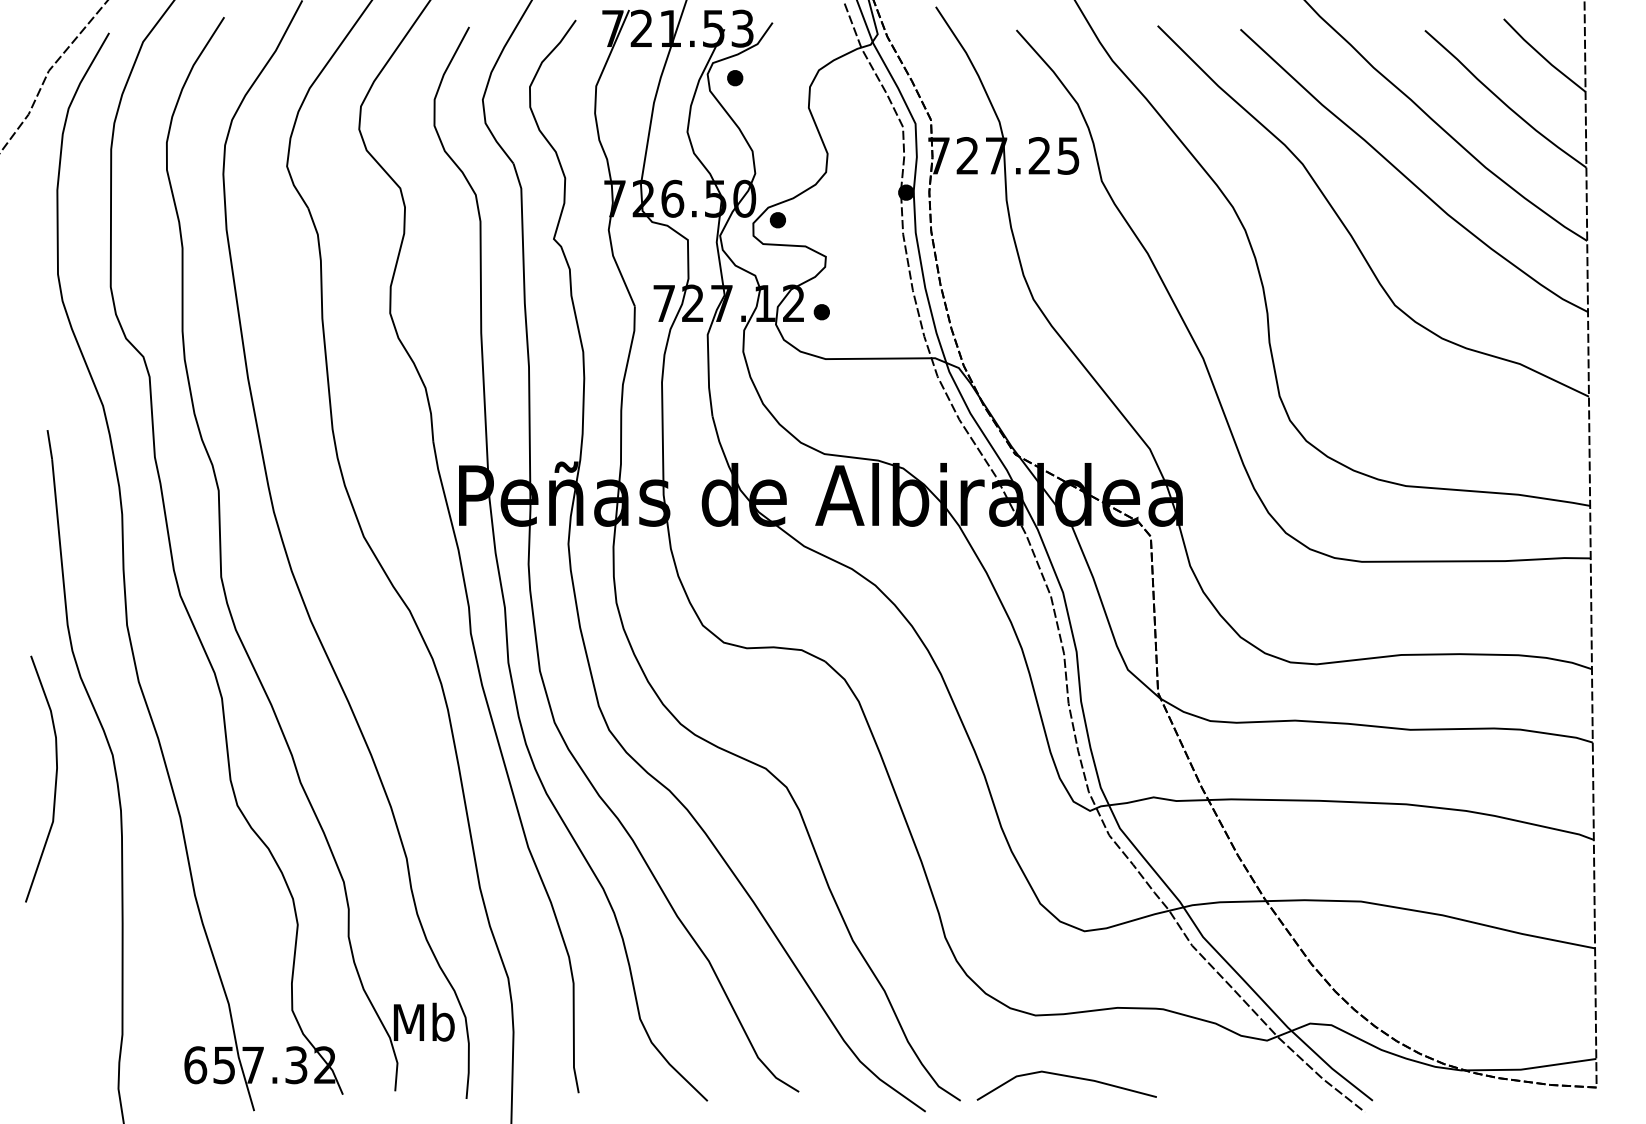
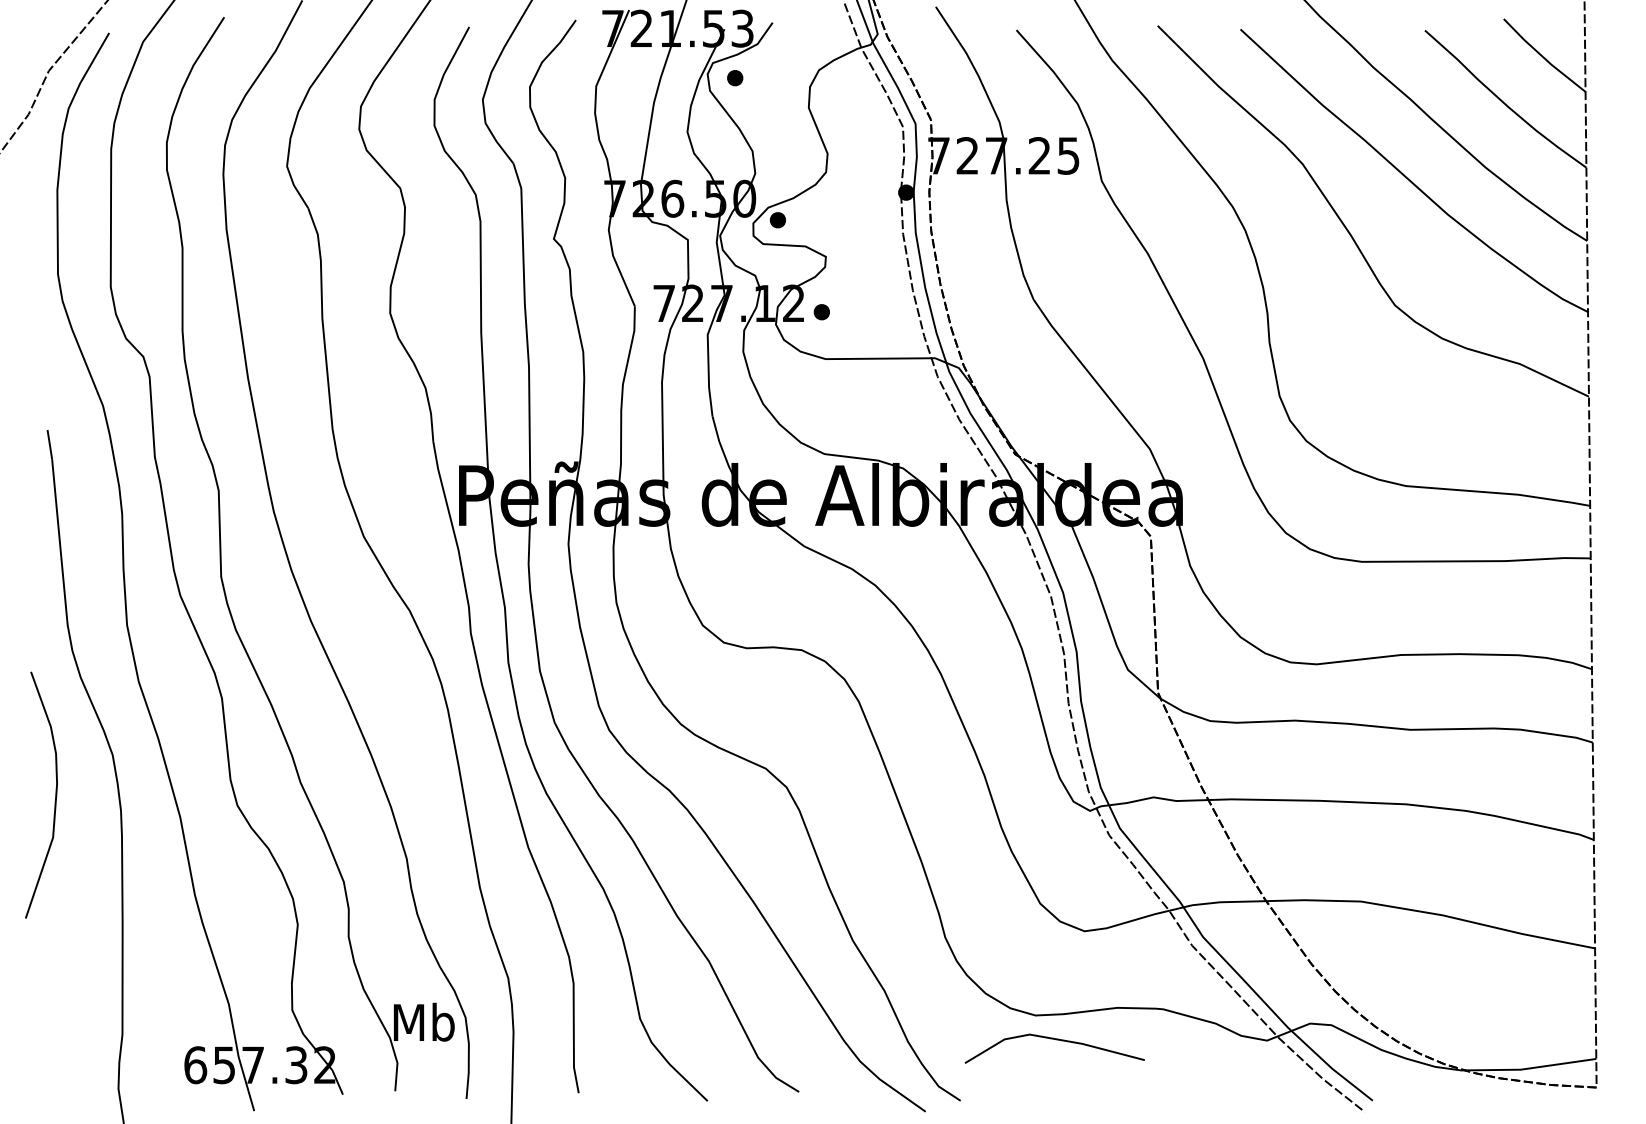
curve position: (55, 778) -> (55, 794) (55, 794)
line position: (1068, 1077) -> (1056, 1040) (1056, 1040)
